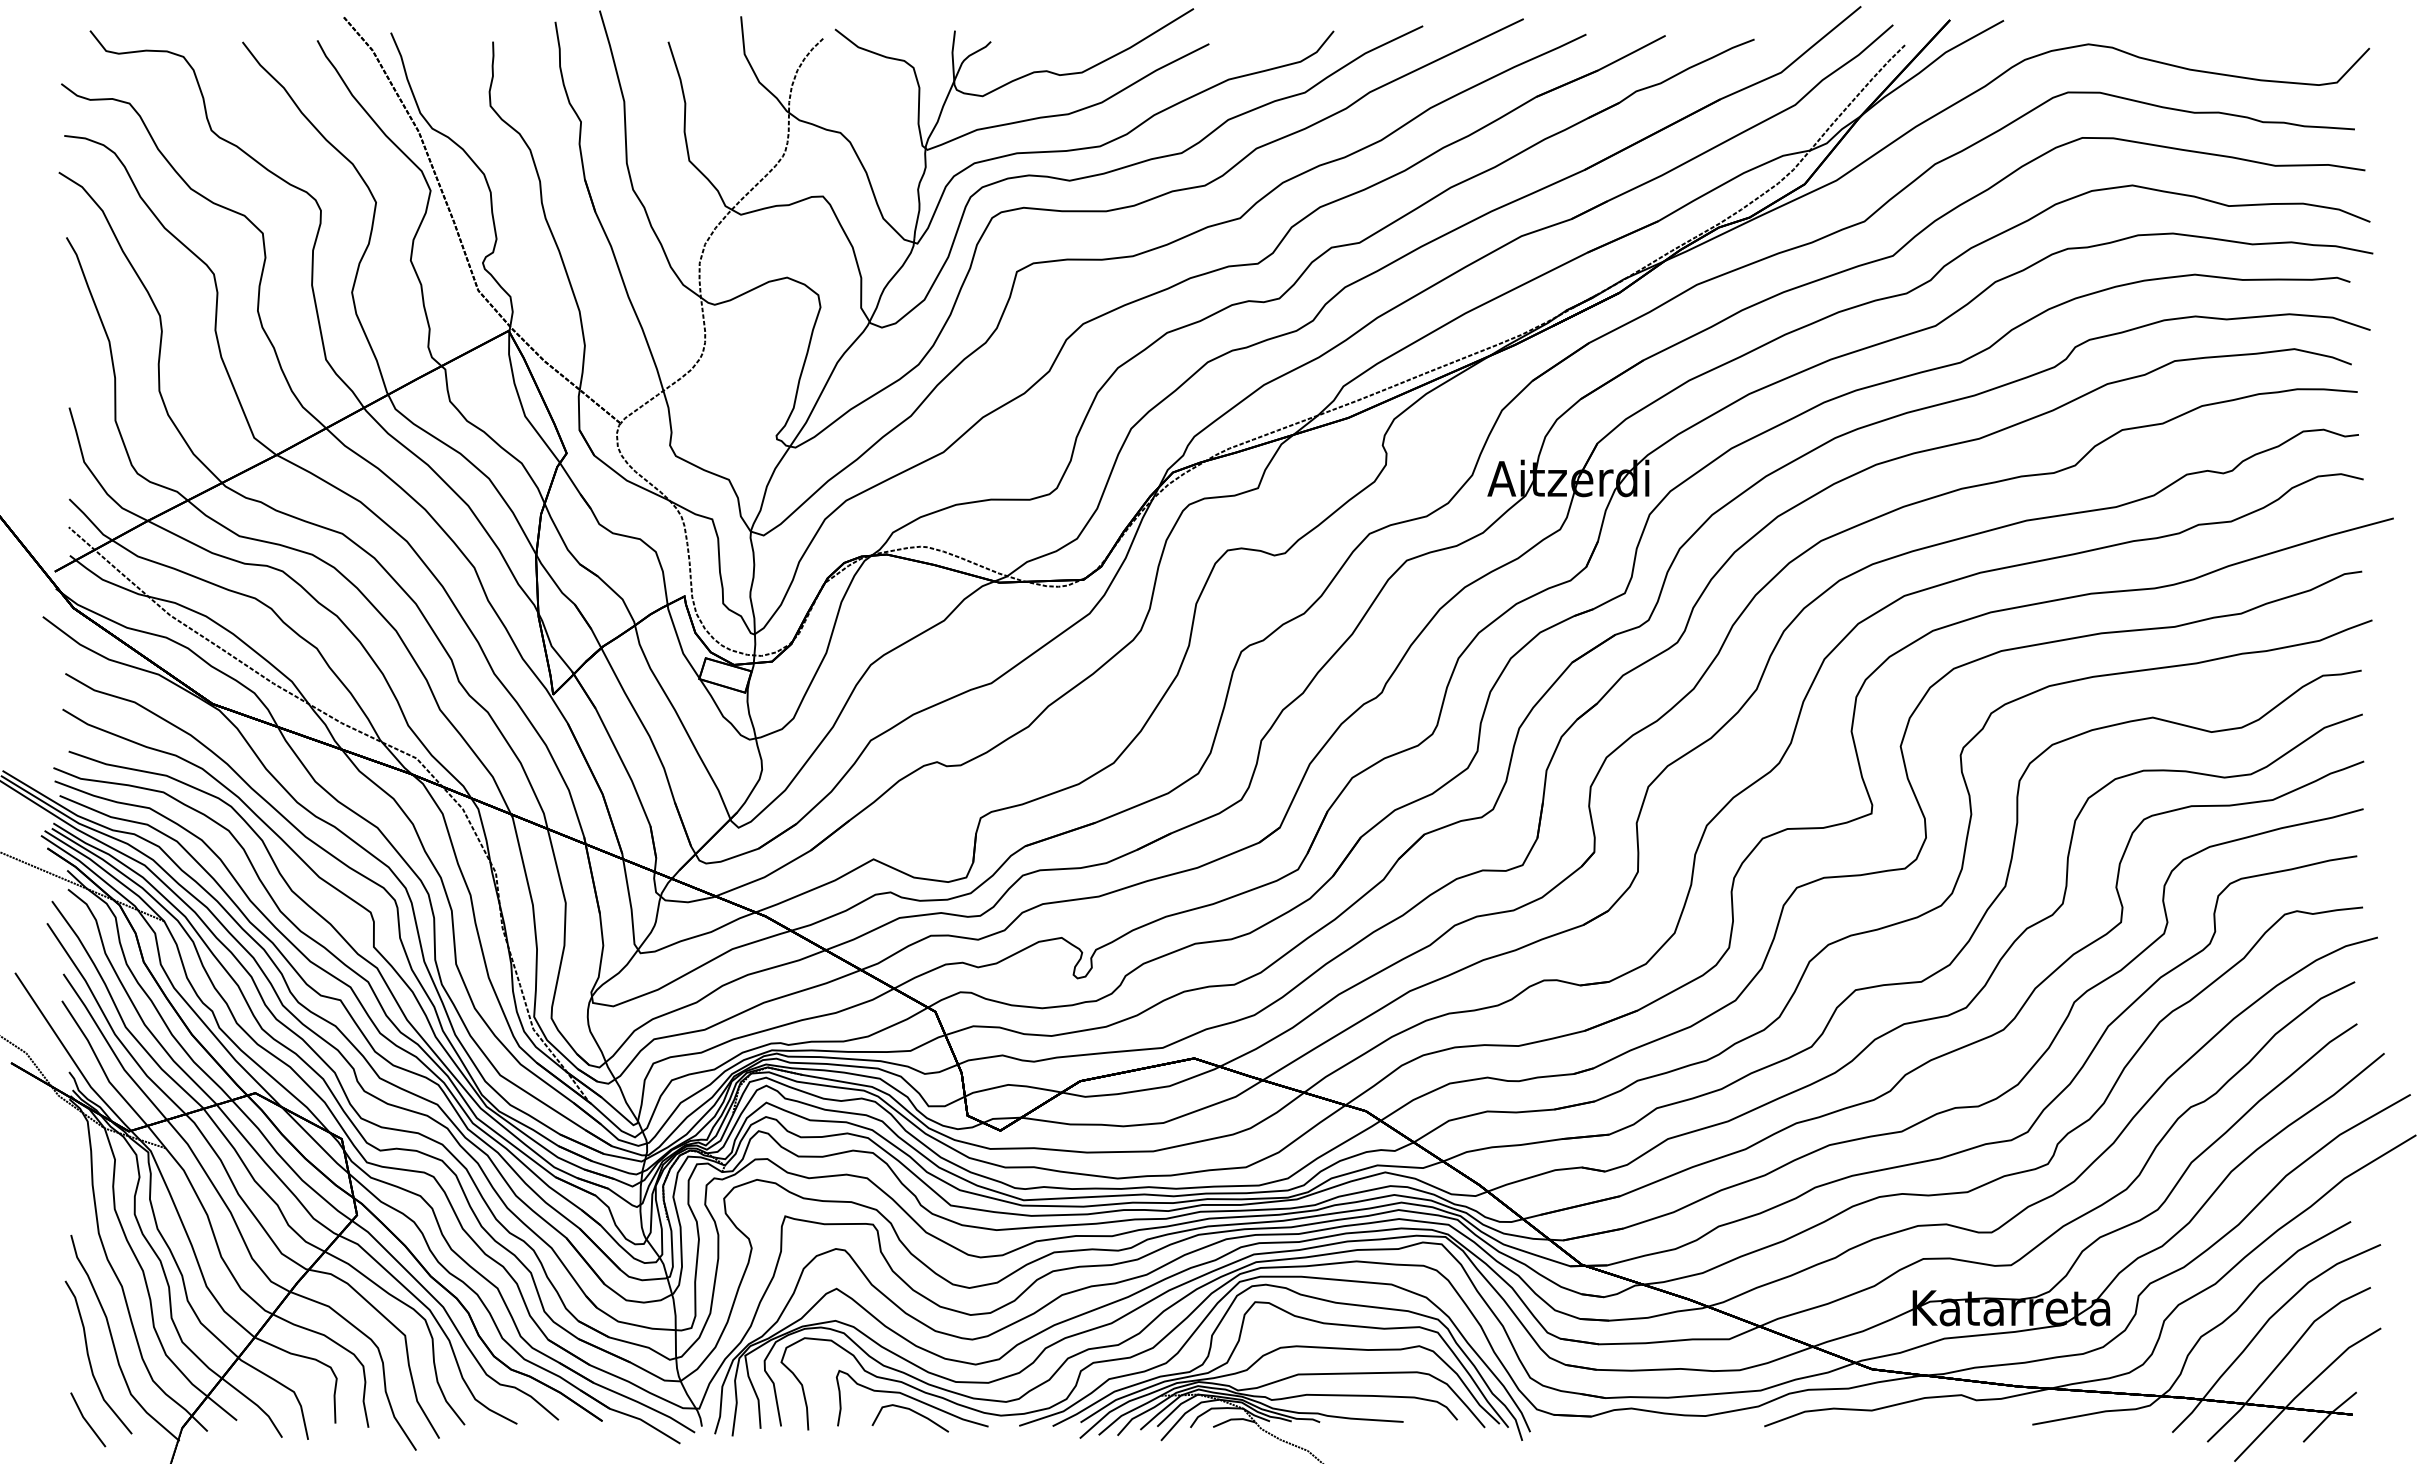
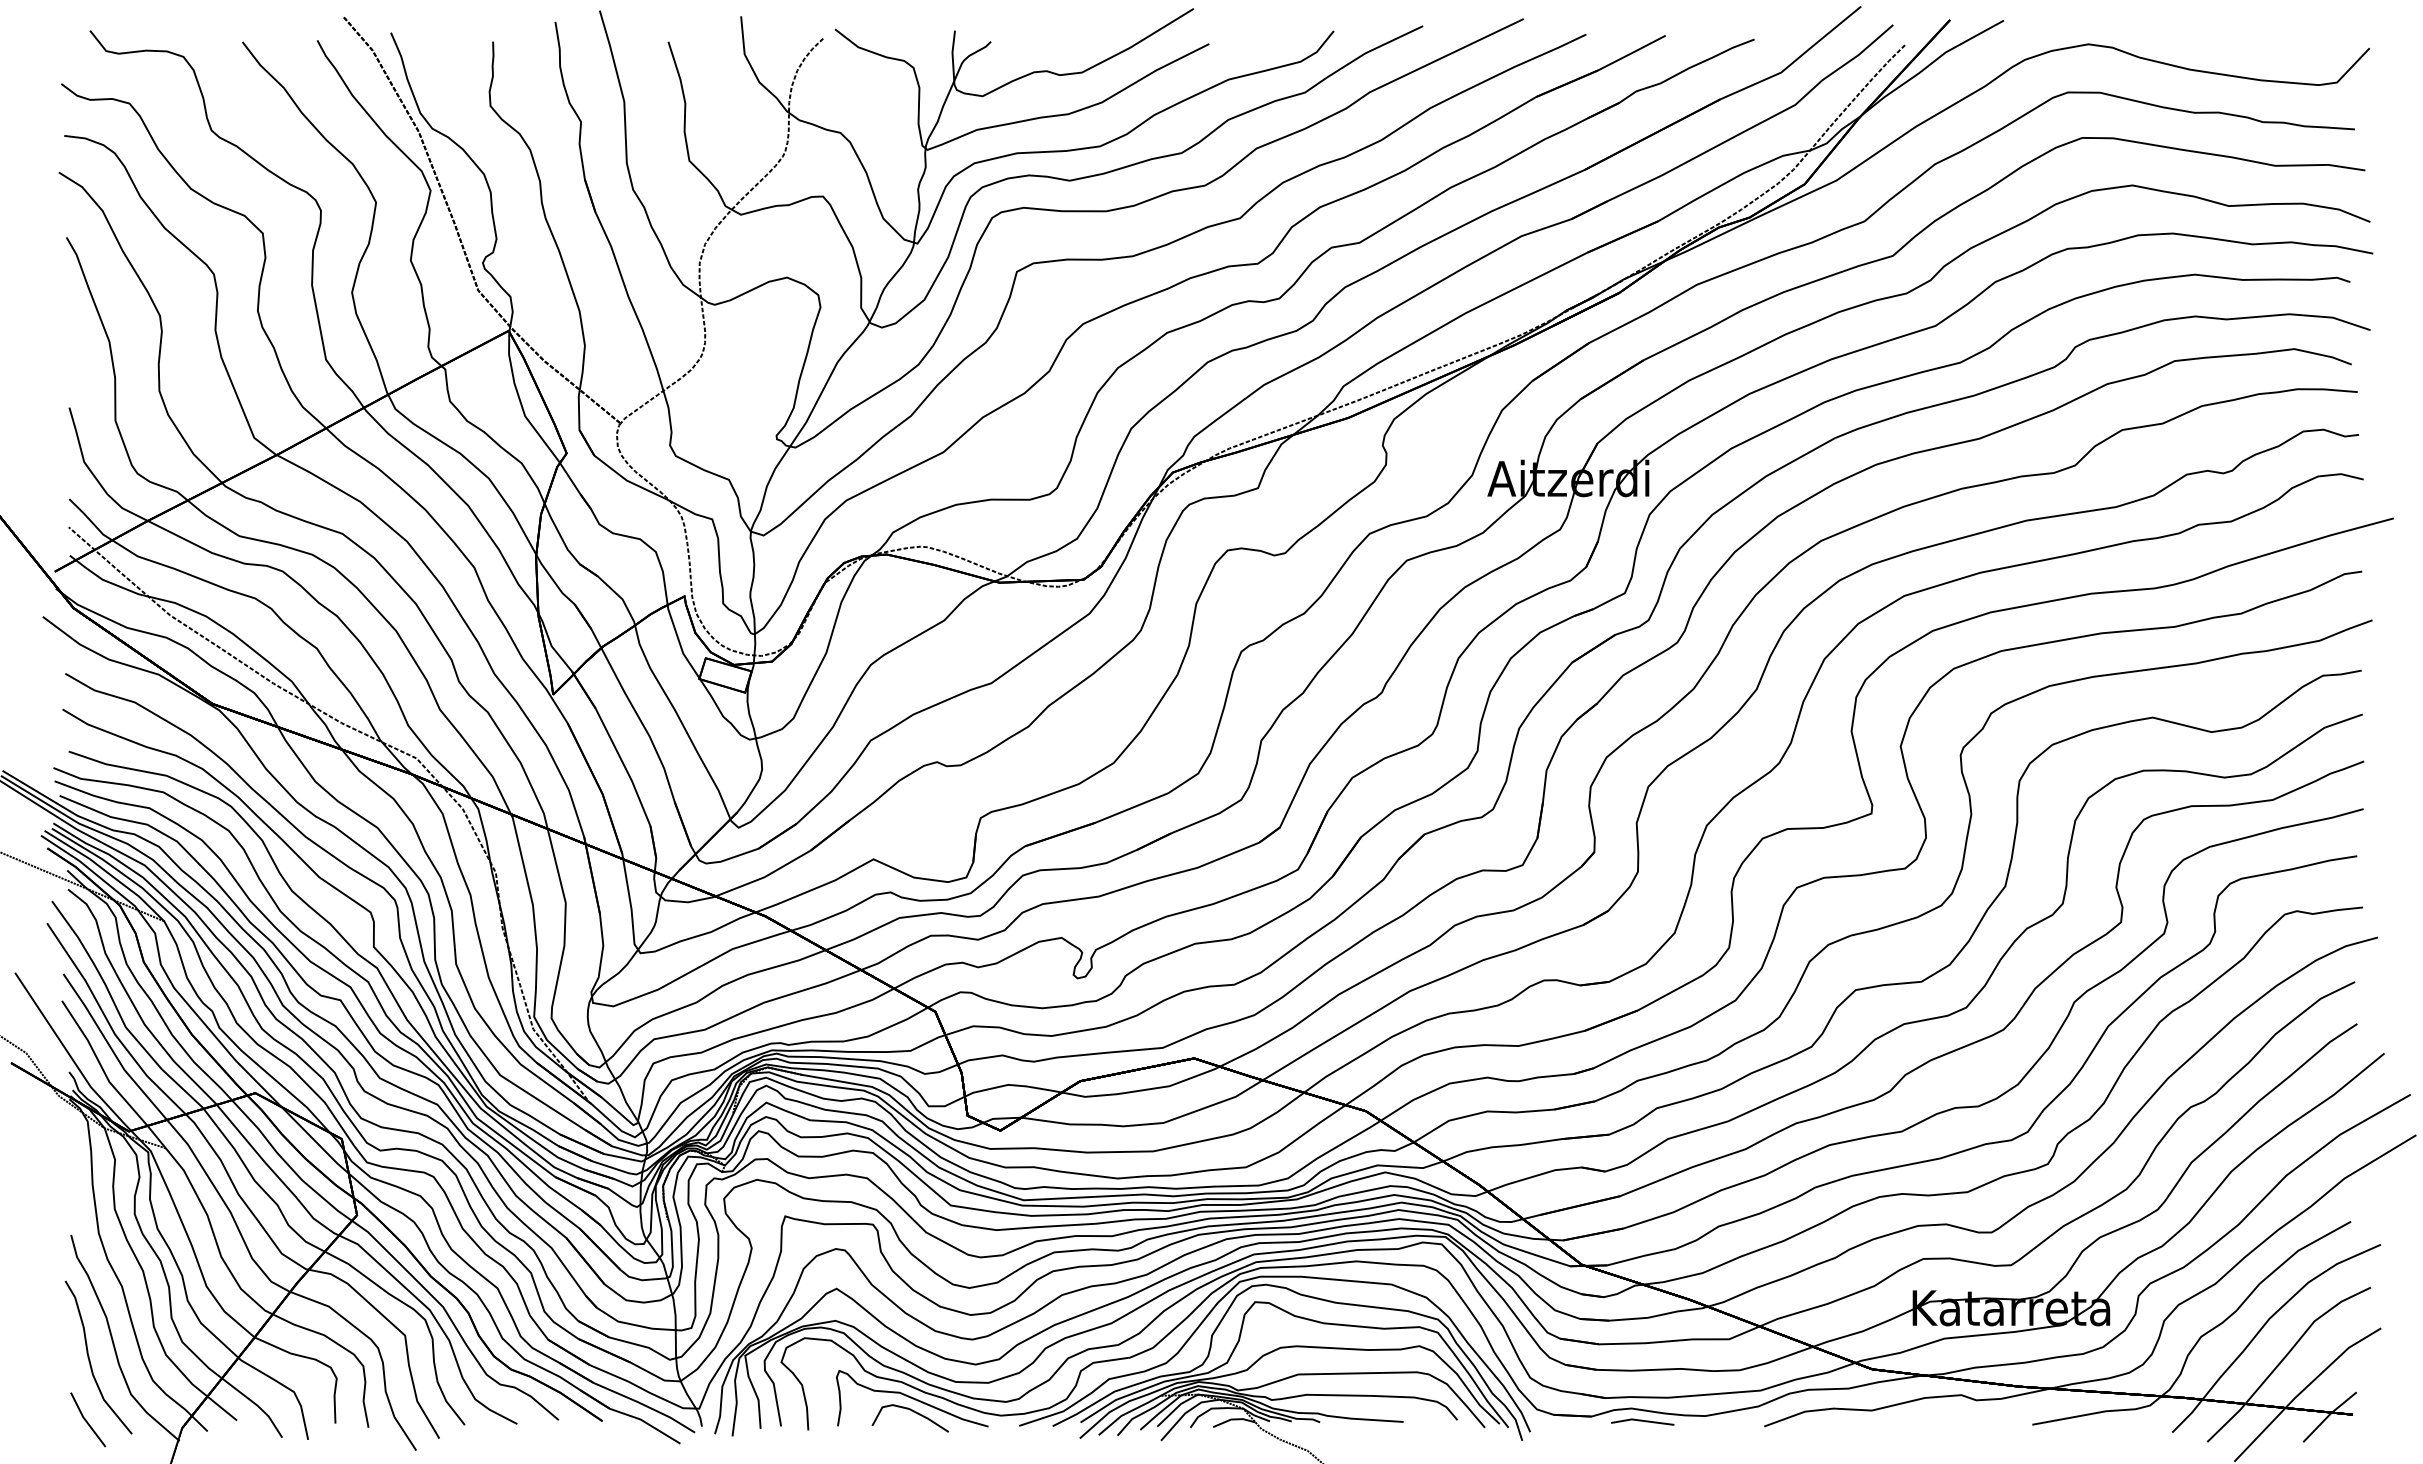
line: none -> present (1642, 1421)
